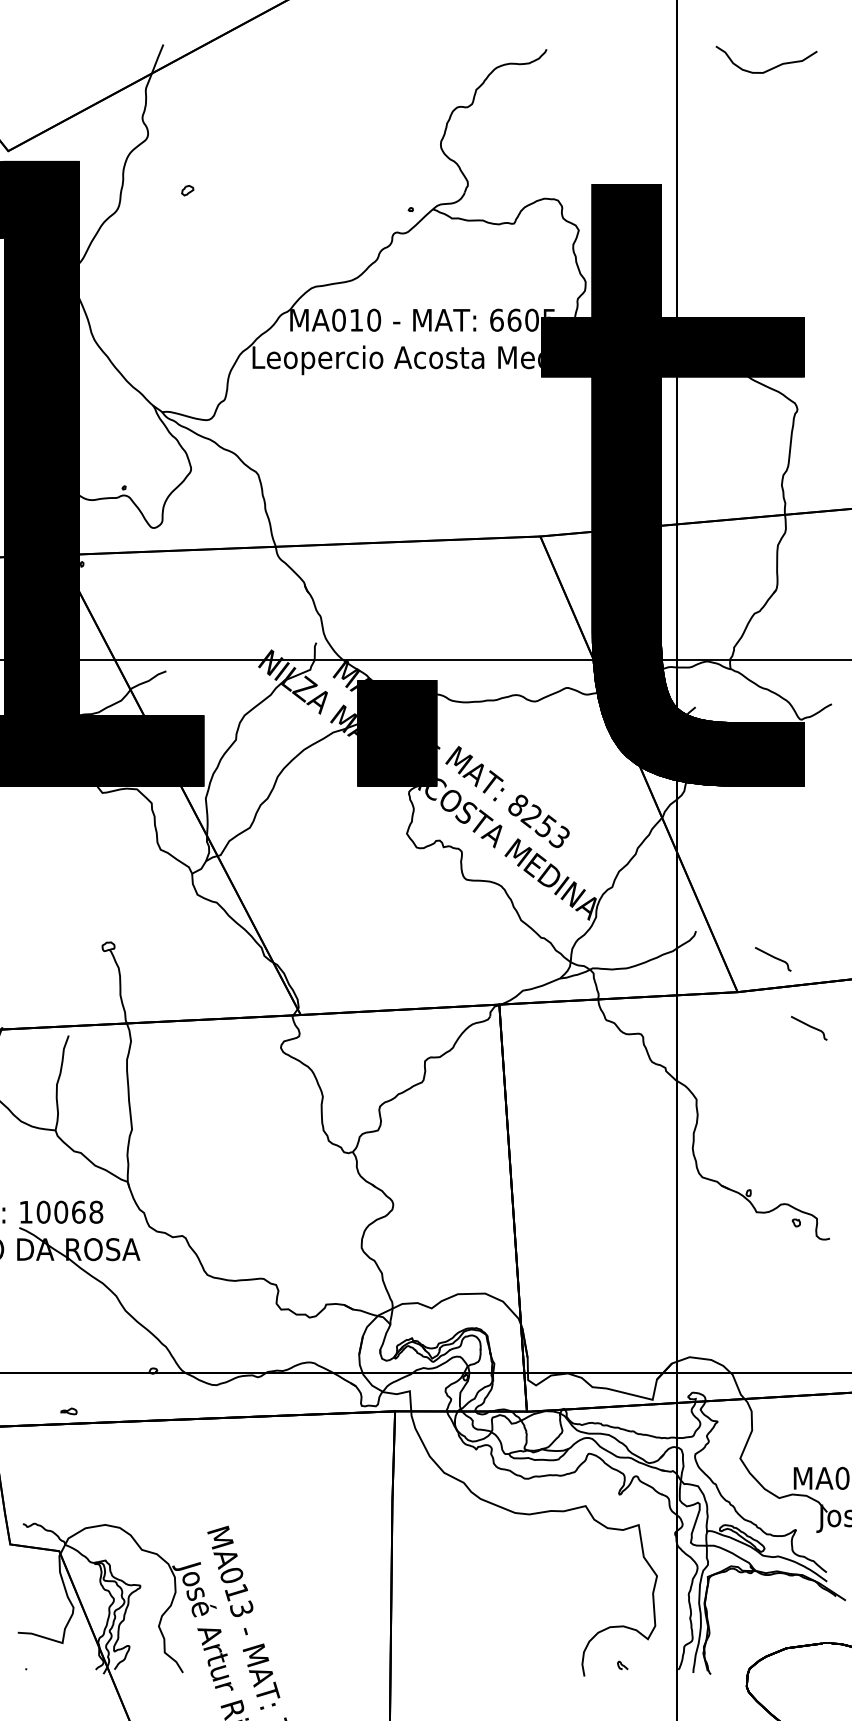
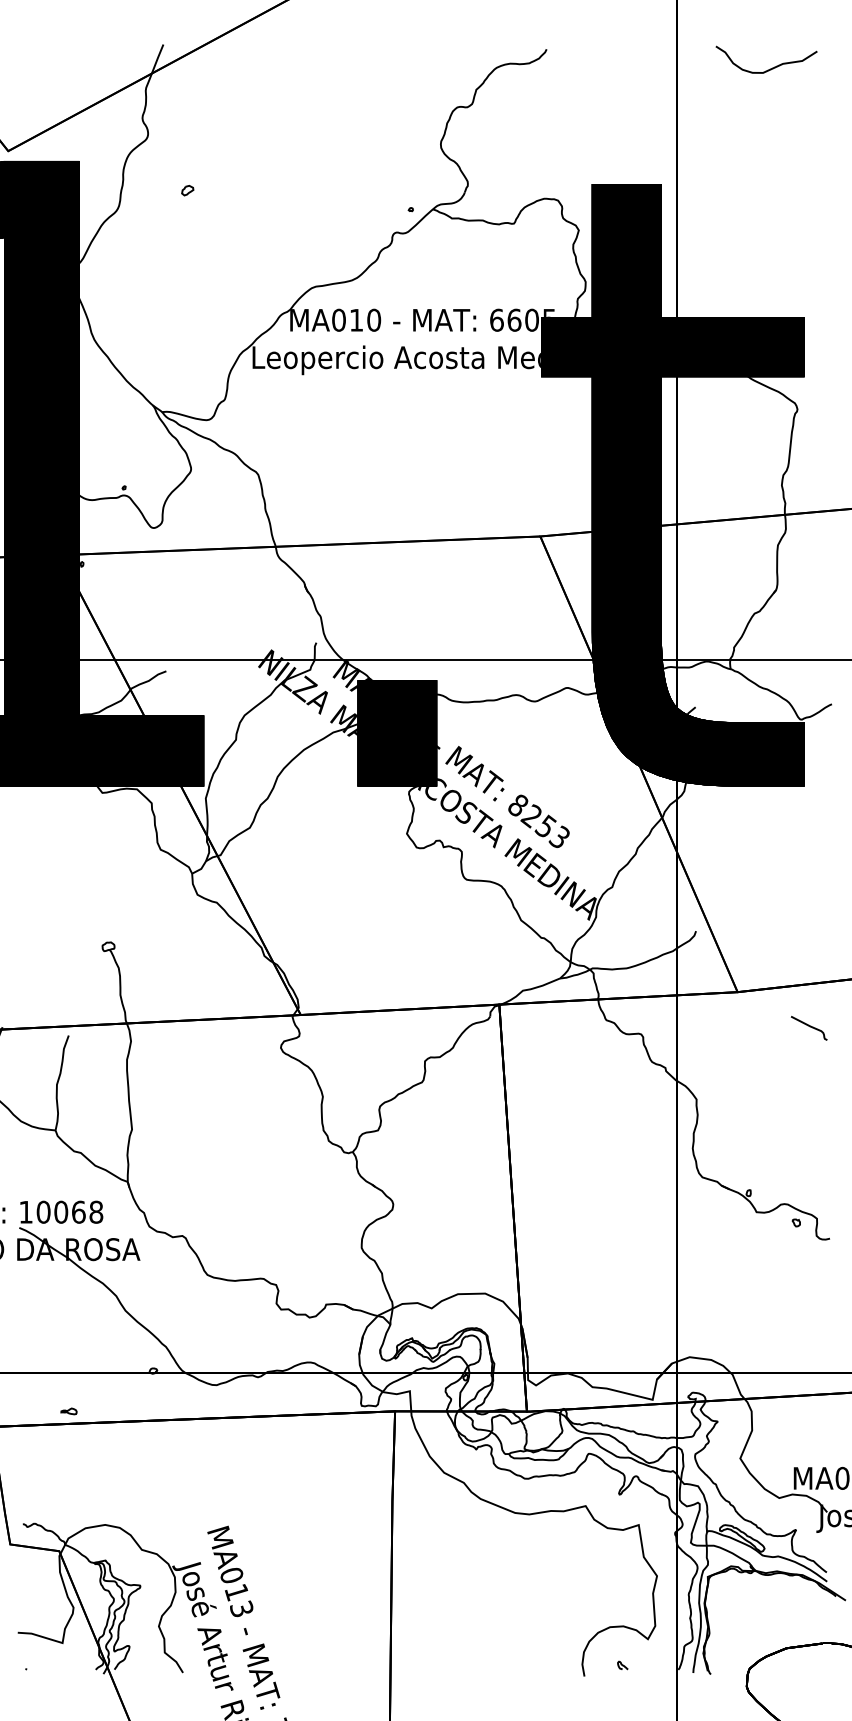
curve: present -> none (772, 957)
